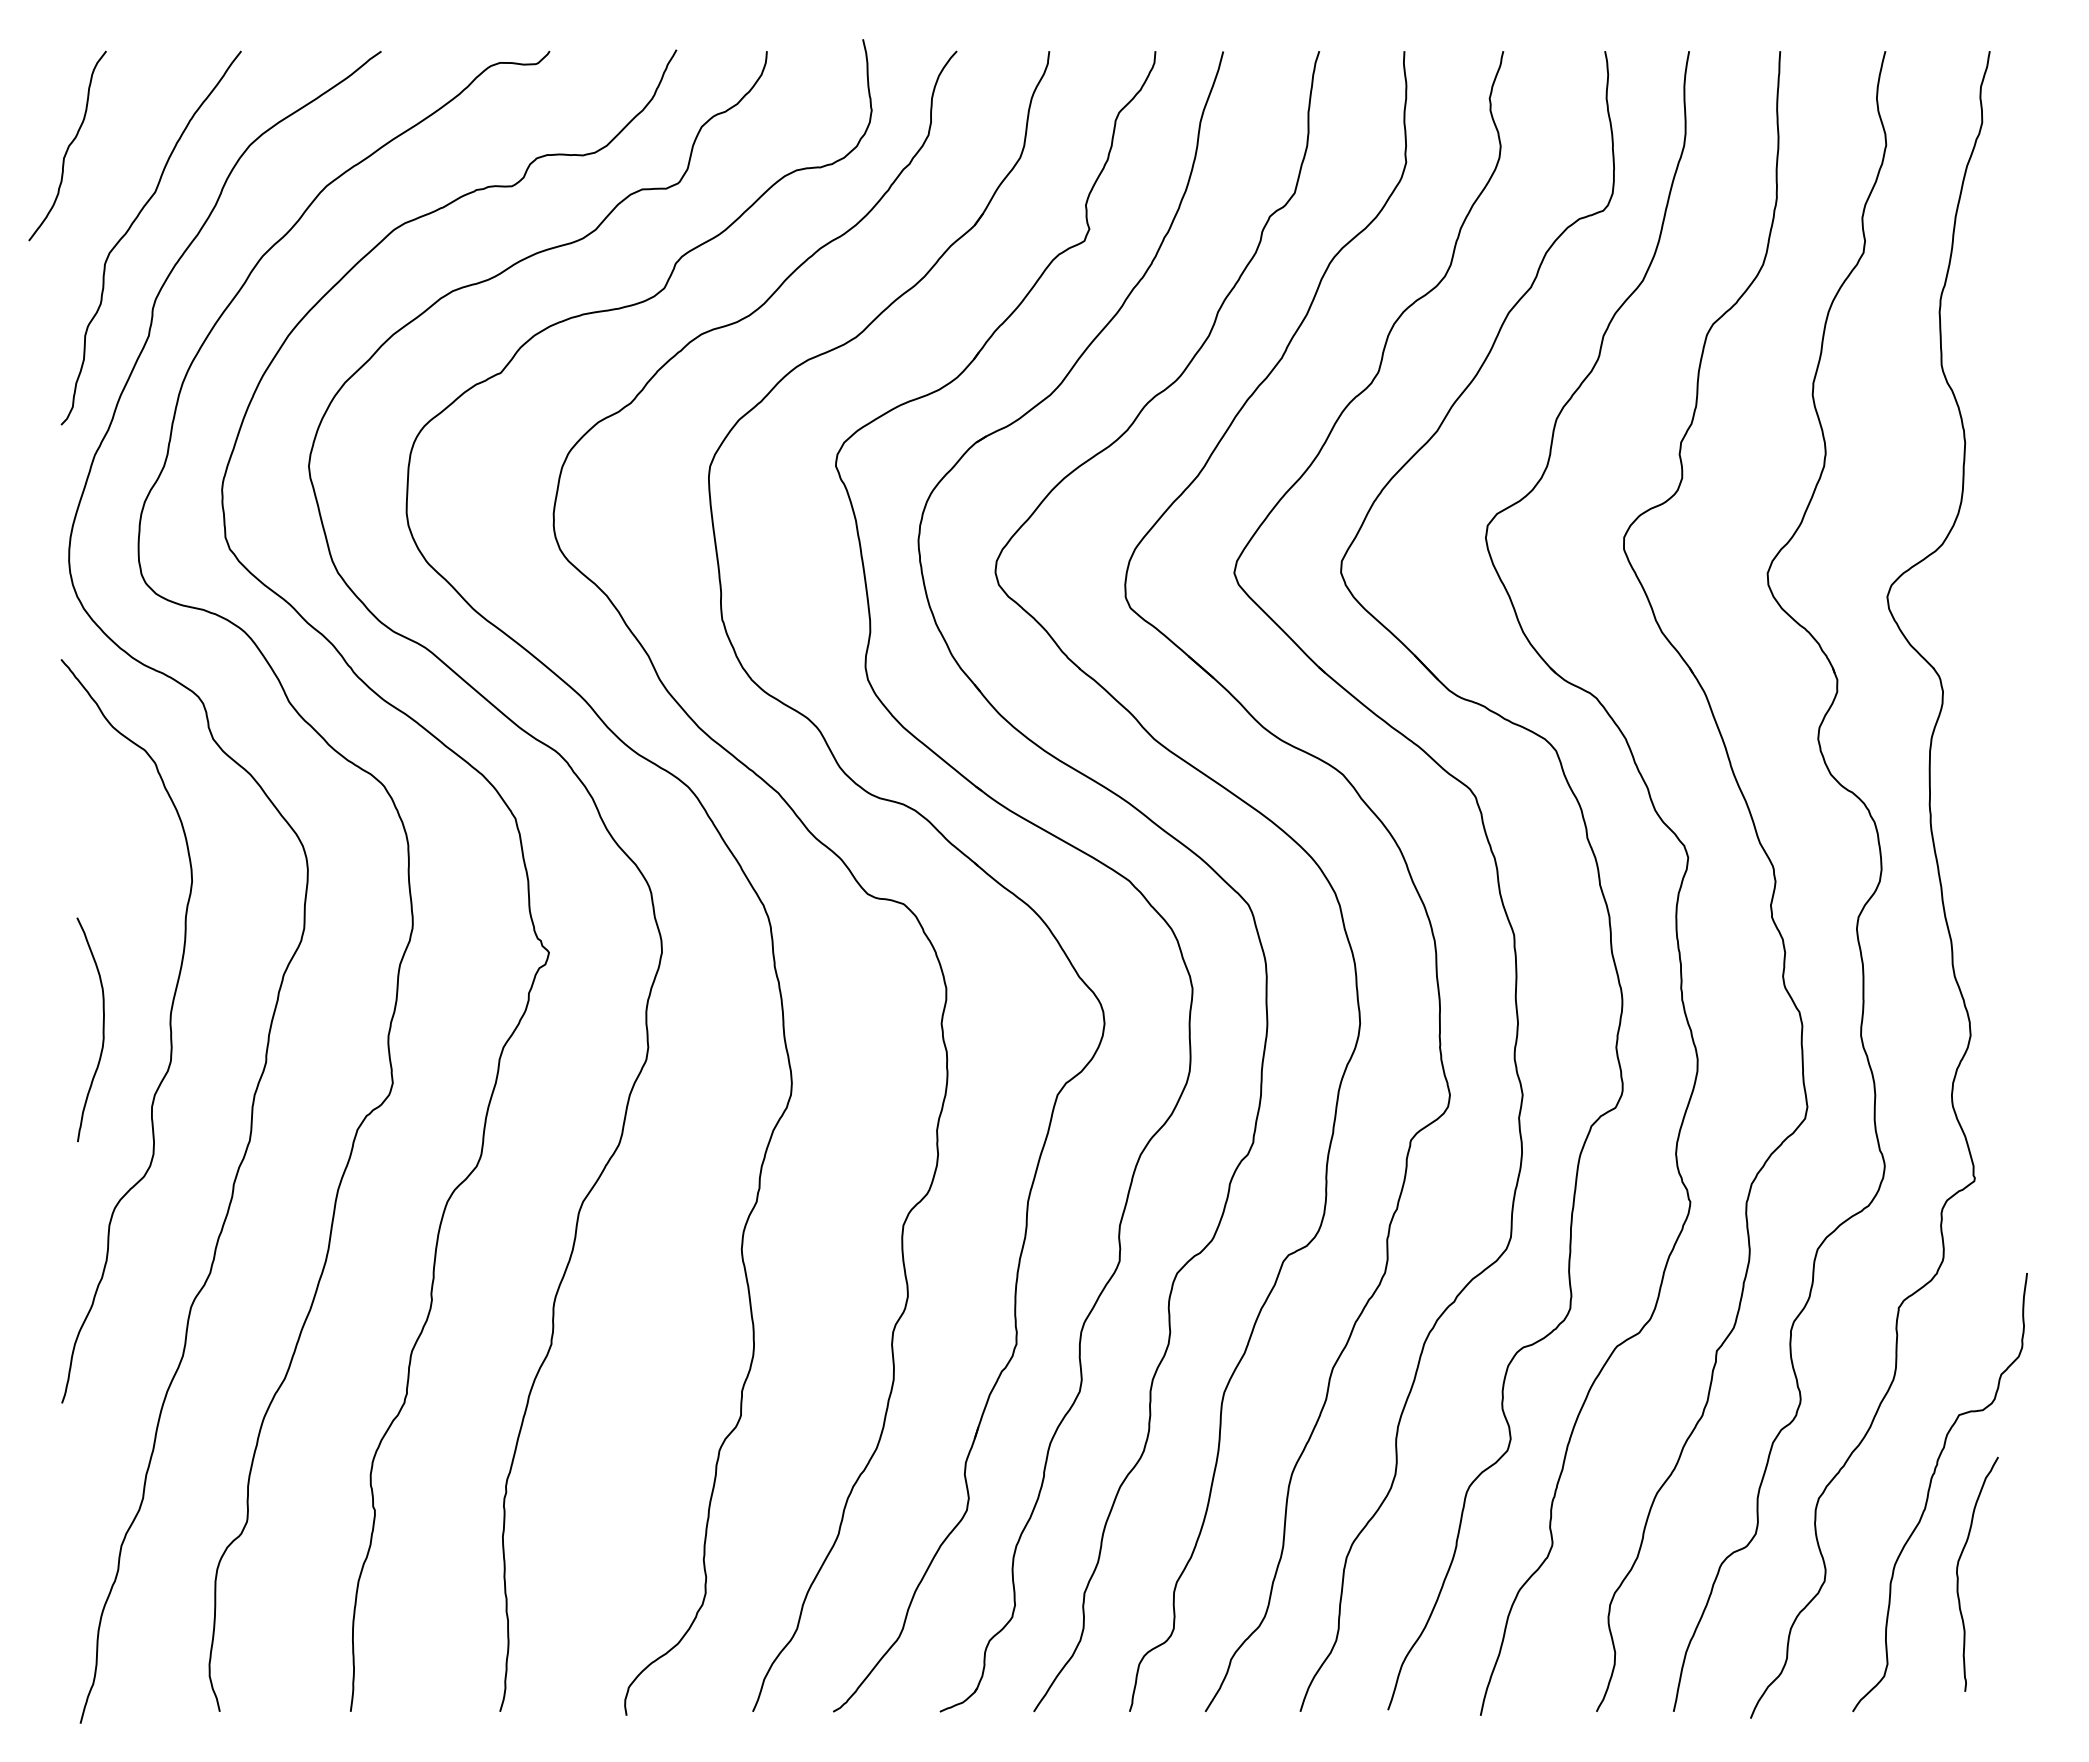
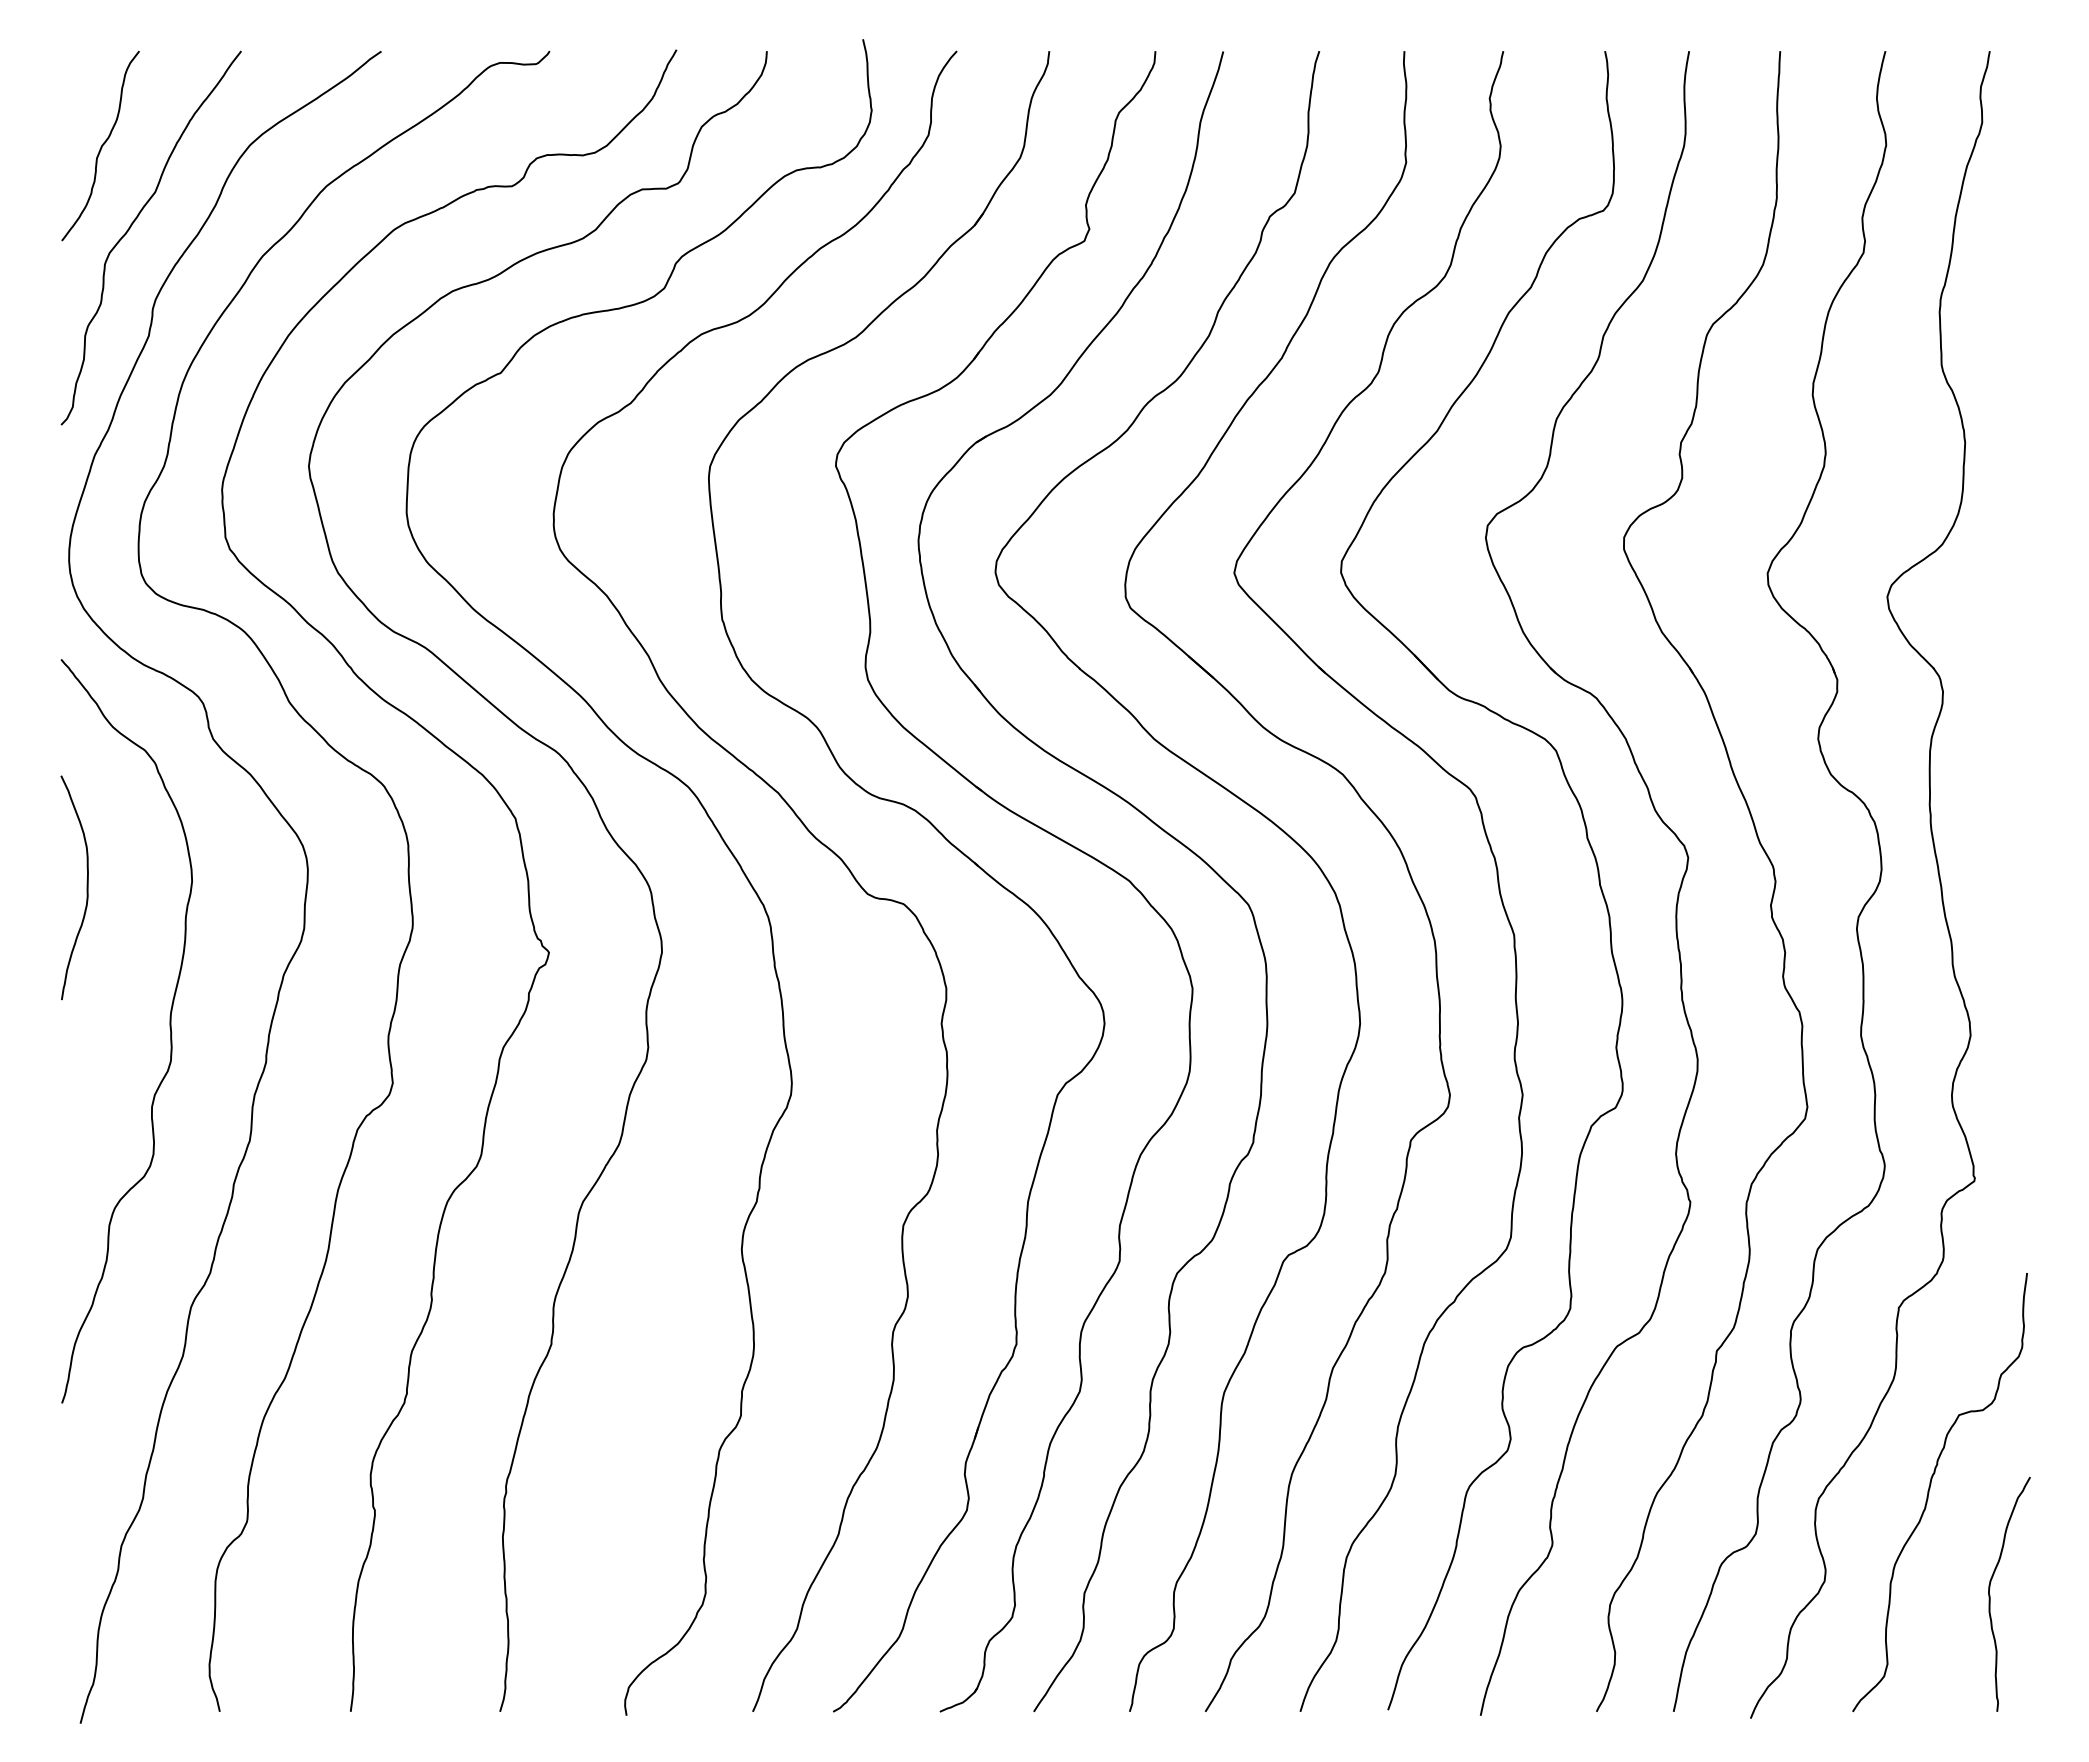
curve position: (68, 145) -> (101, 145) (101, 145)
curve position: (102, 1029) -> (86, 887) (86, 887)
curve position: (1958, 1574) -> (1990, 1594) (1990, 1594)
